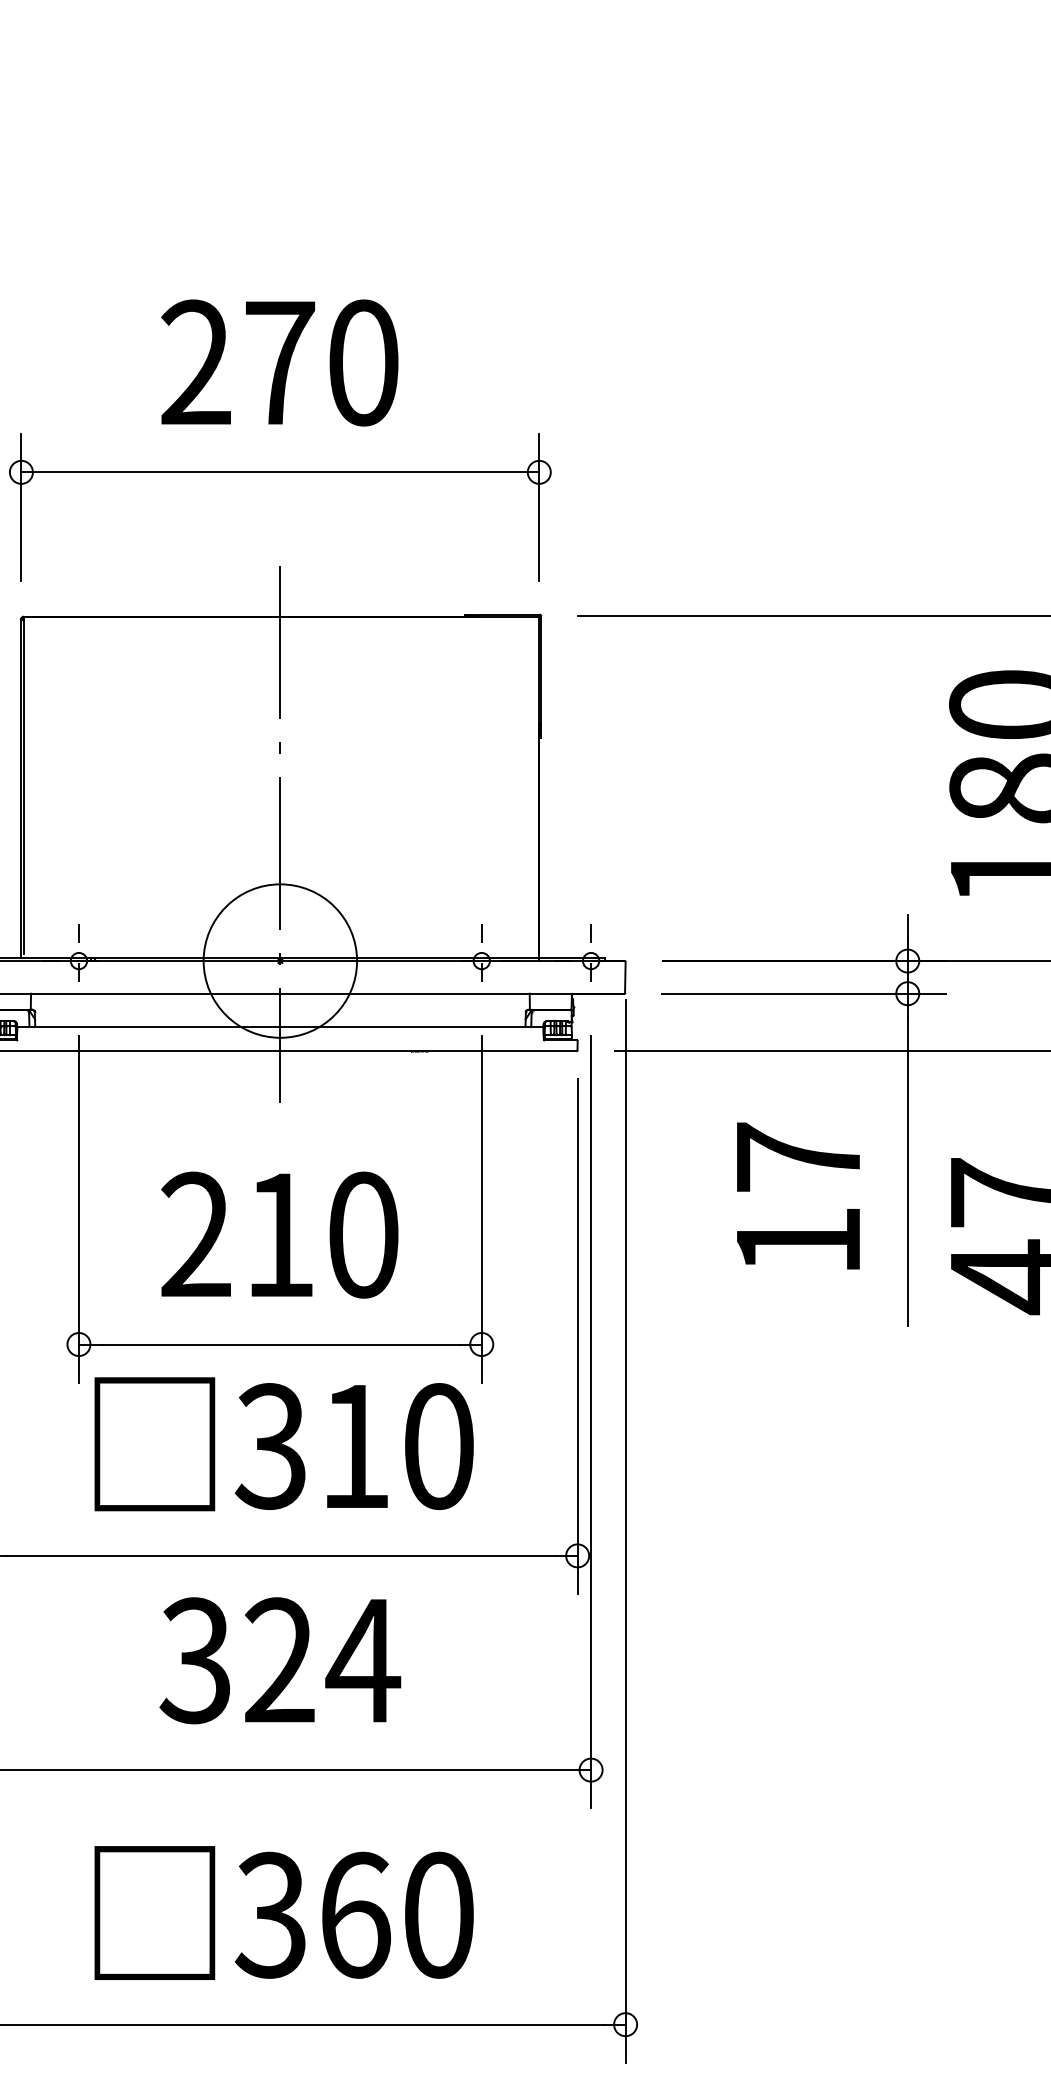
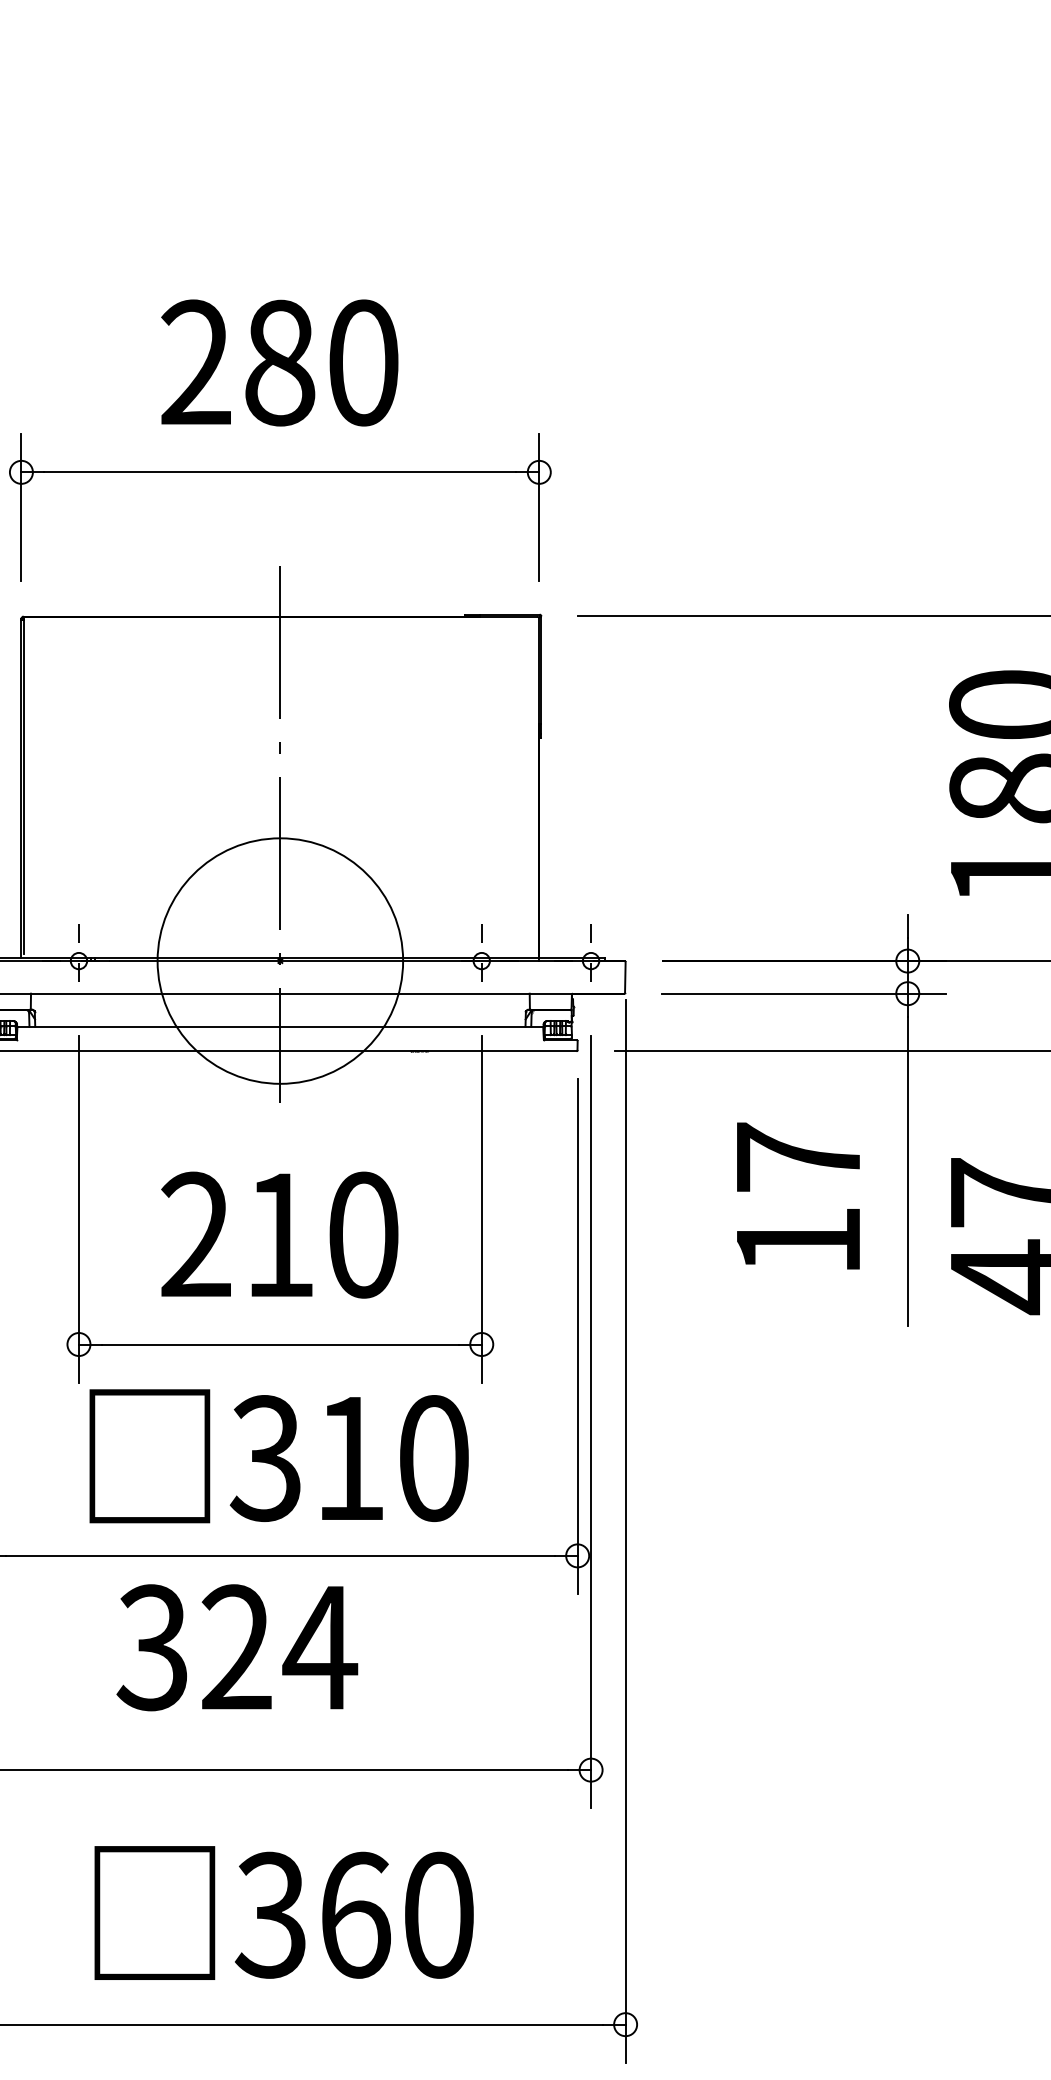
text: 270 -> 280 (280, 362)
circle diameter: 153 px -> 246 px (280, 960)
text position: (283, 1444) -> (278, 1456) (278, 1456)
text position: (280, 1660) -> (237, 1647) (237, 1647)
